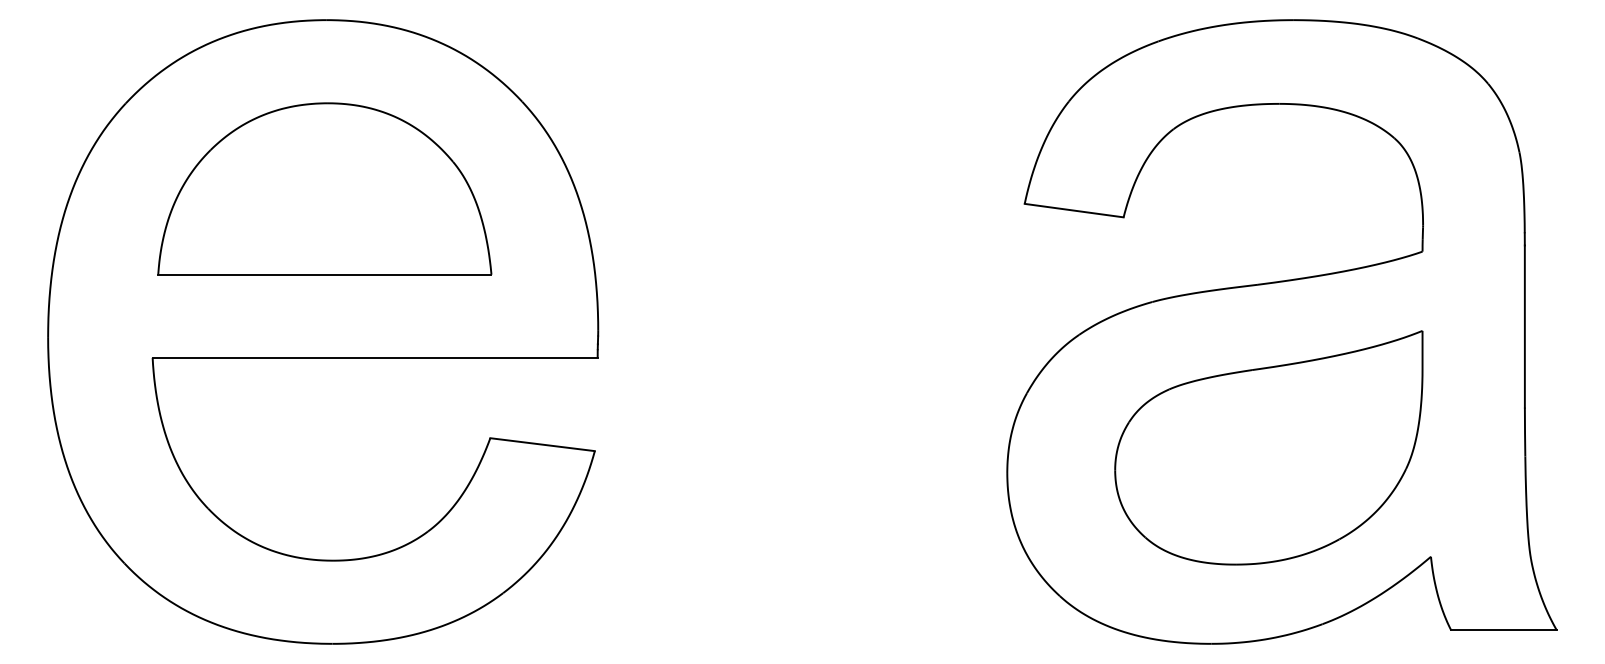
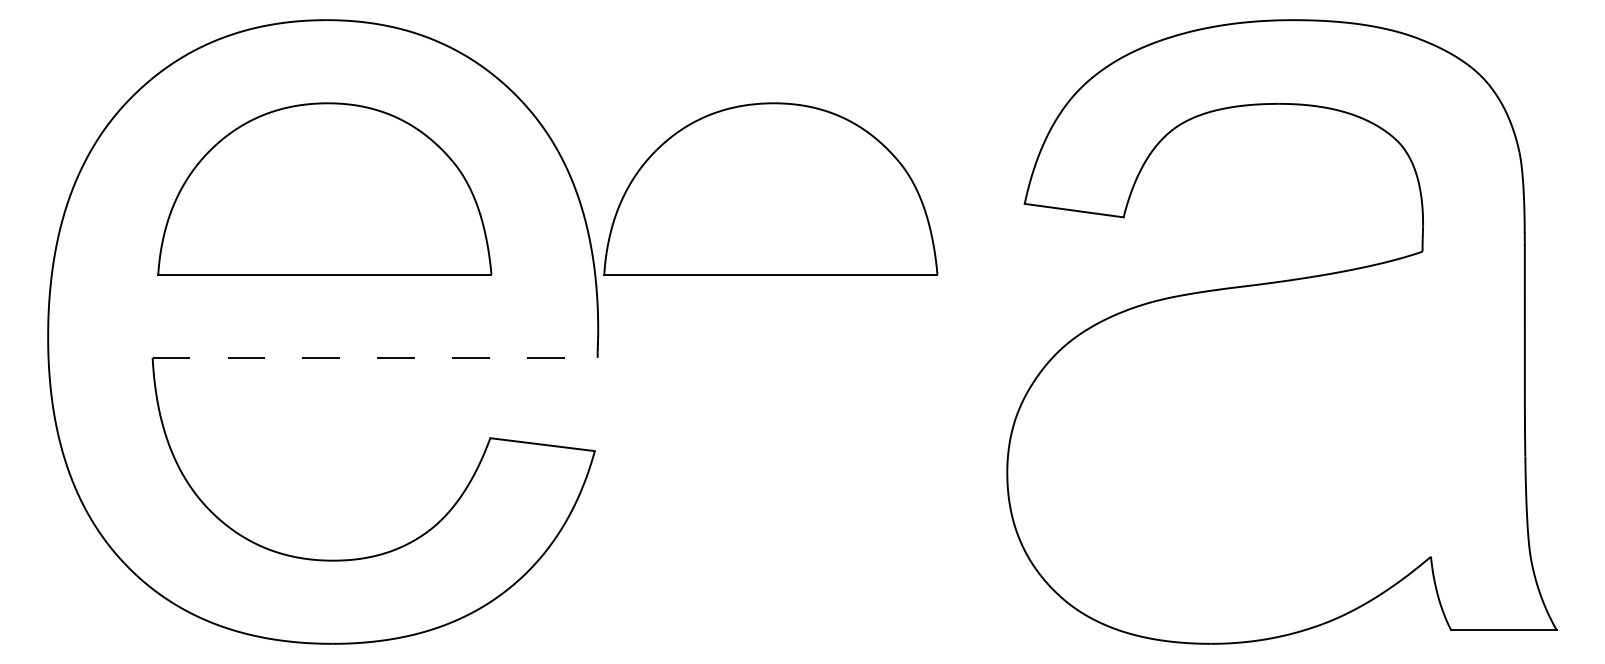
part: none -> present (770, 188)
line: solid -> dashed (375, 357)
part: present -> none (1268, 447)
